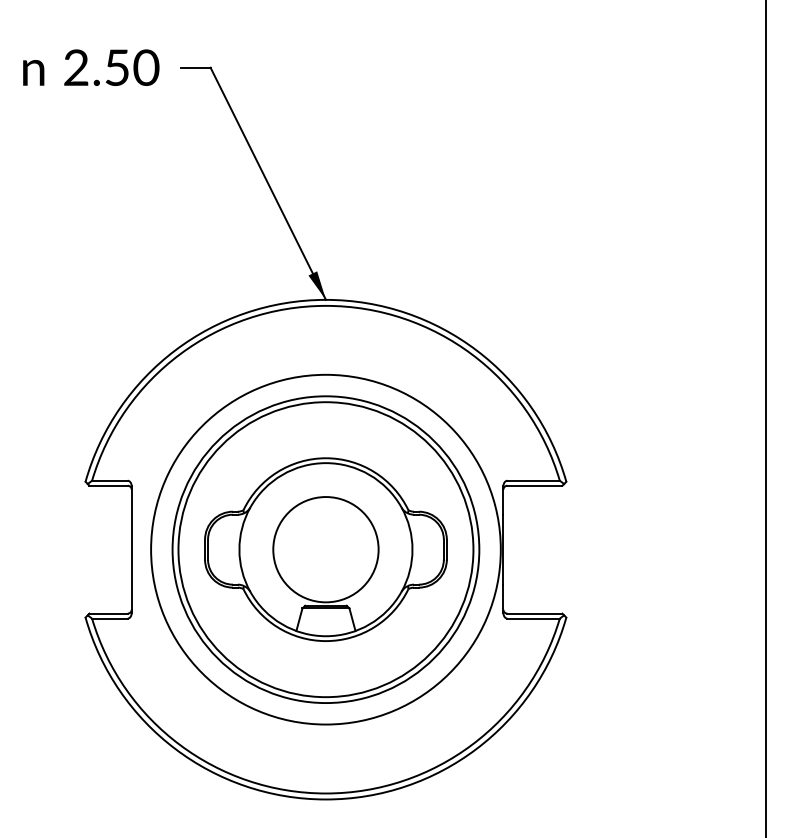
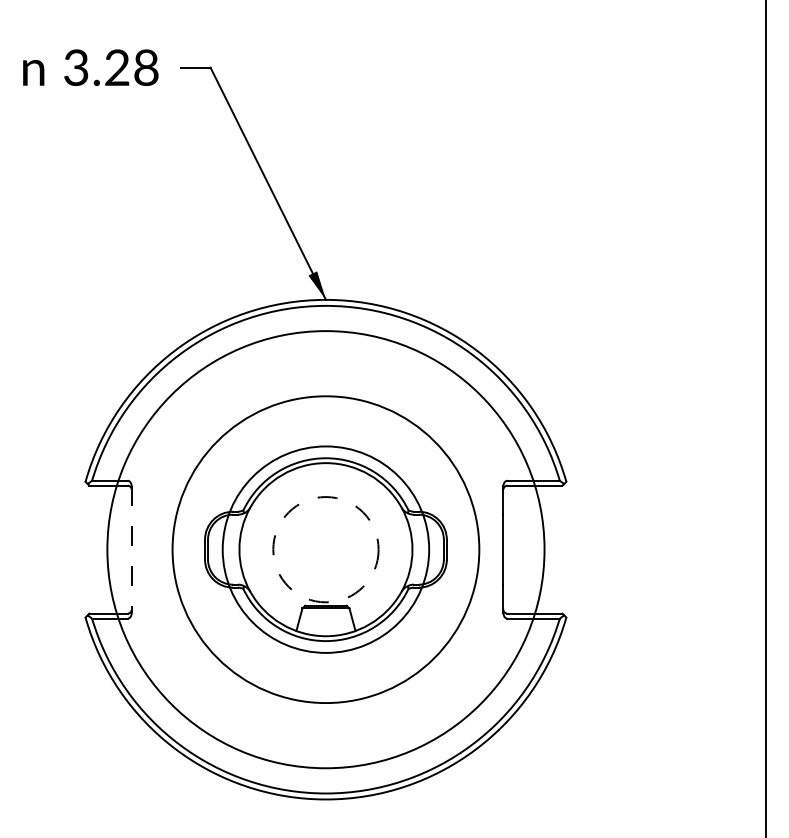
text: 2.50 -> 3.28 (111, 67)
circle diameter: 295 px -> 206 px (325, 549)
circle diameter: 350 px -> 437 px (325, 549)
circle: solid -> dashed (325, 549)
line: solid -> dashed (131, 550)
